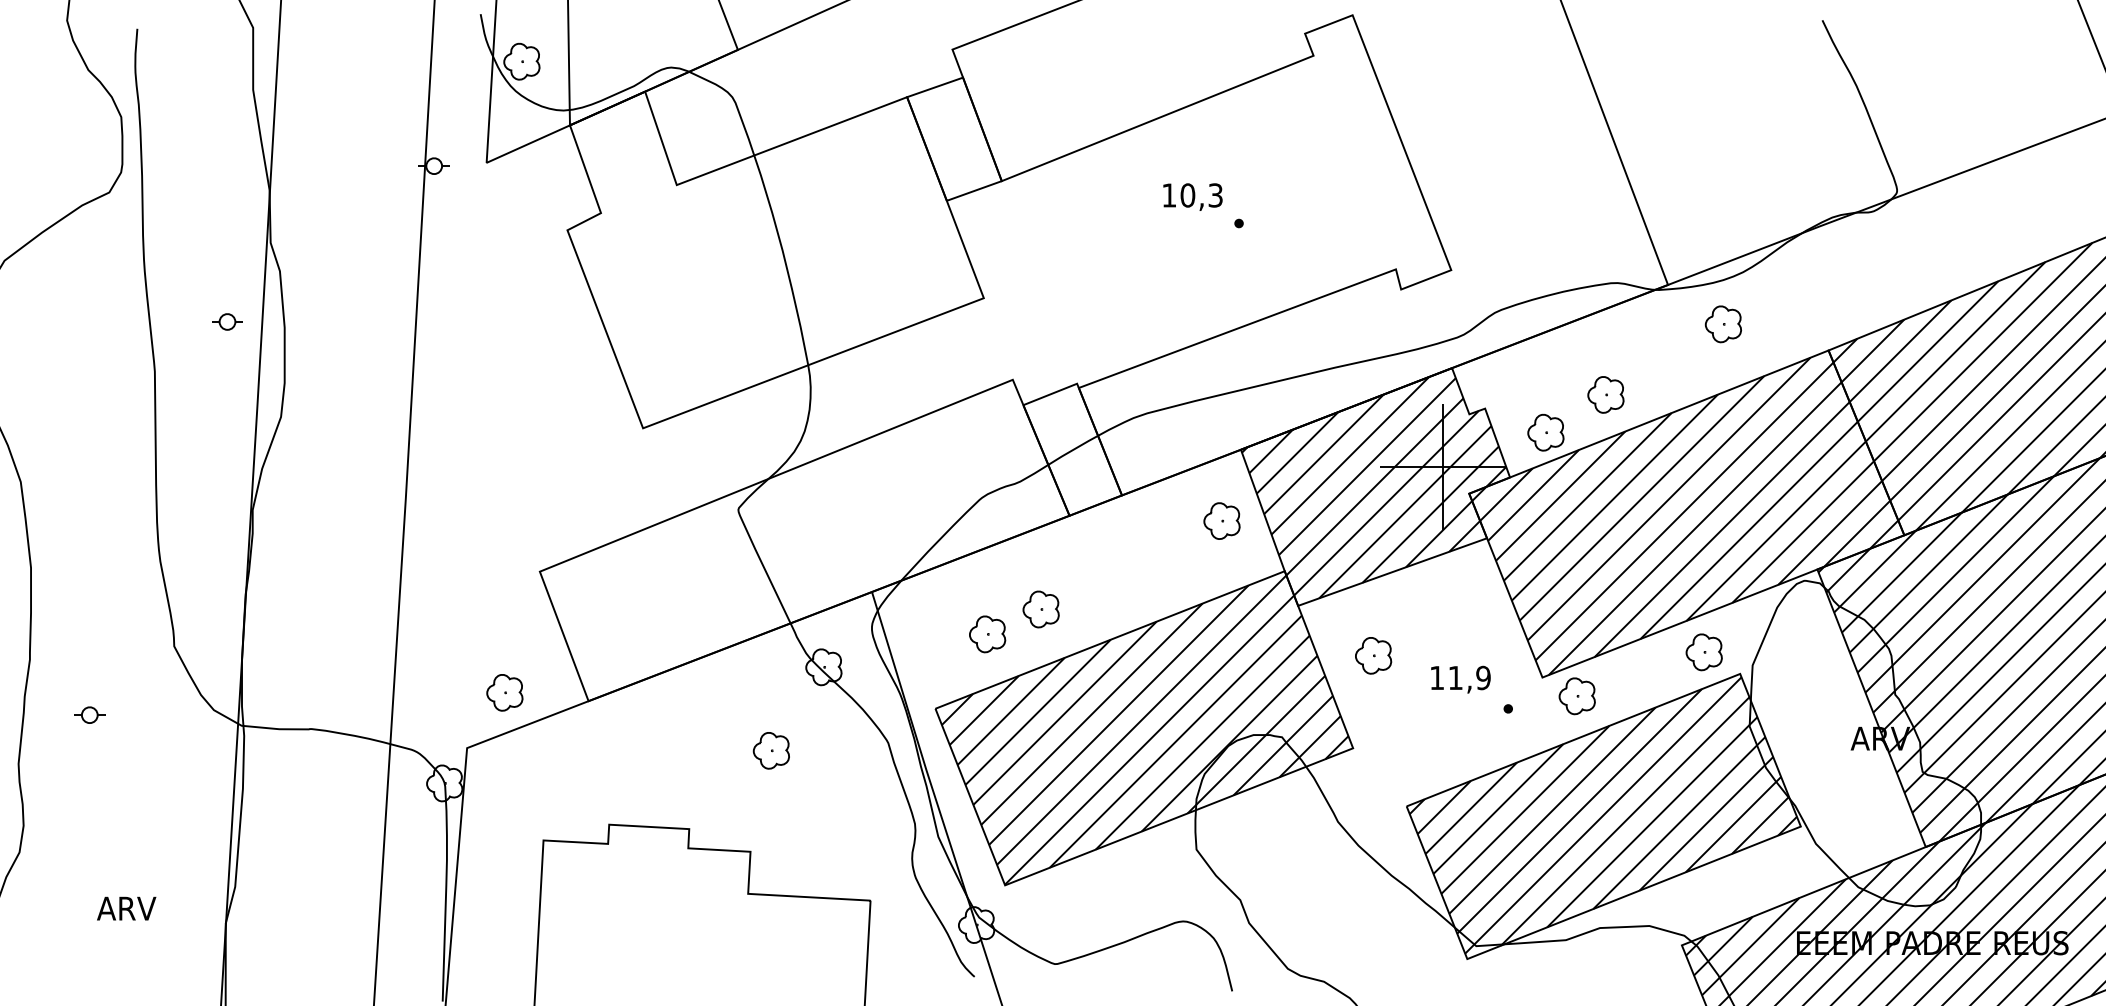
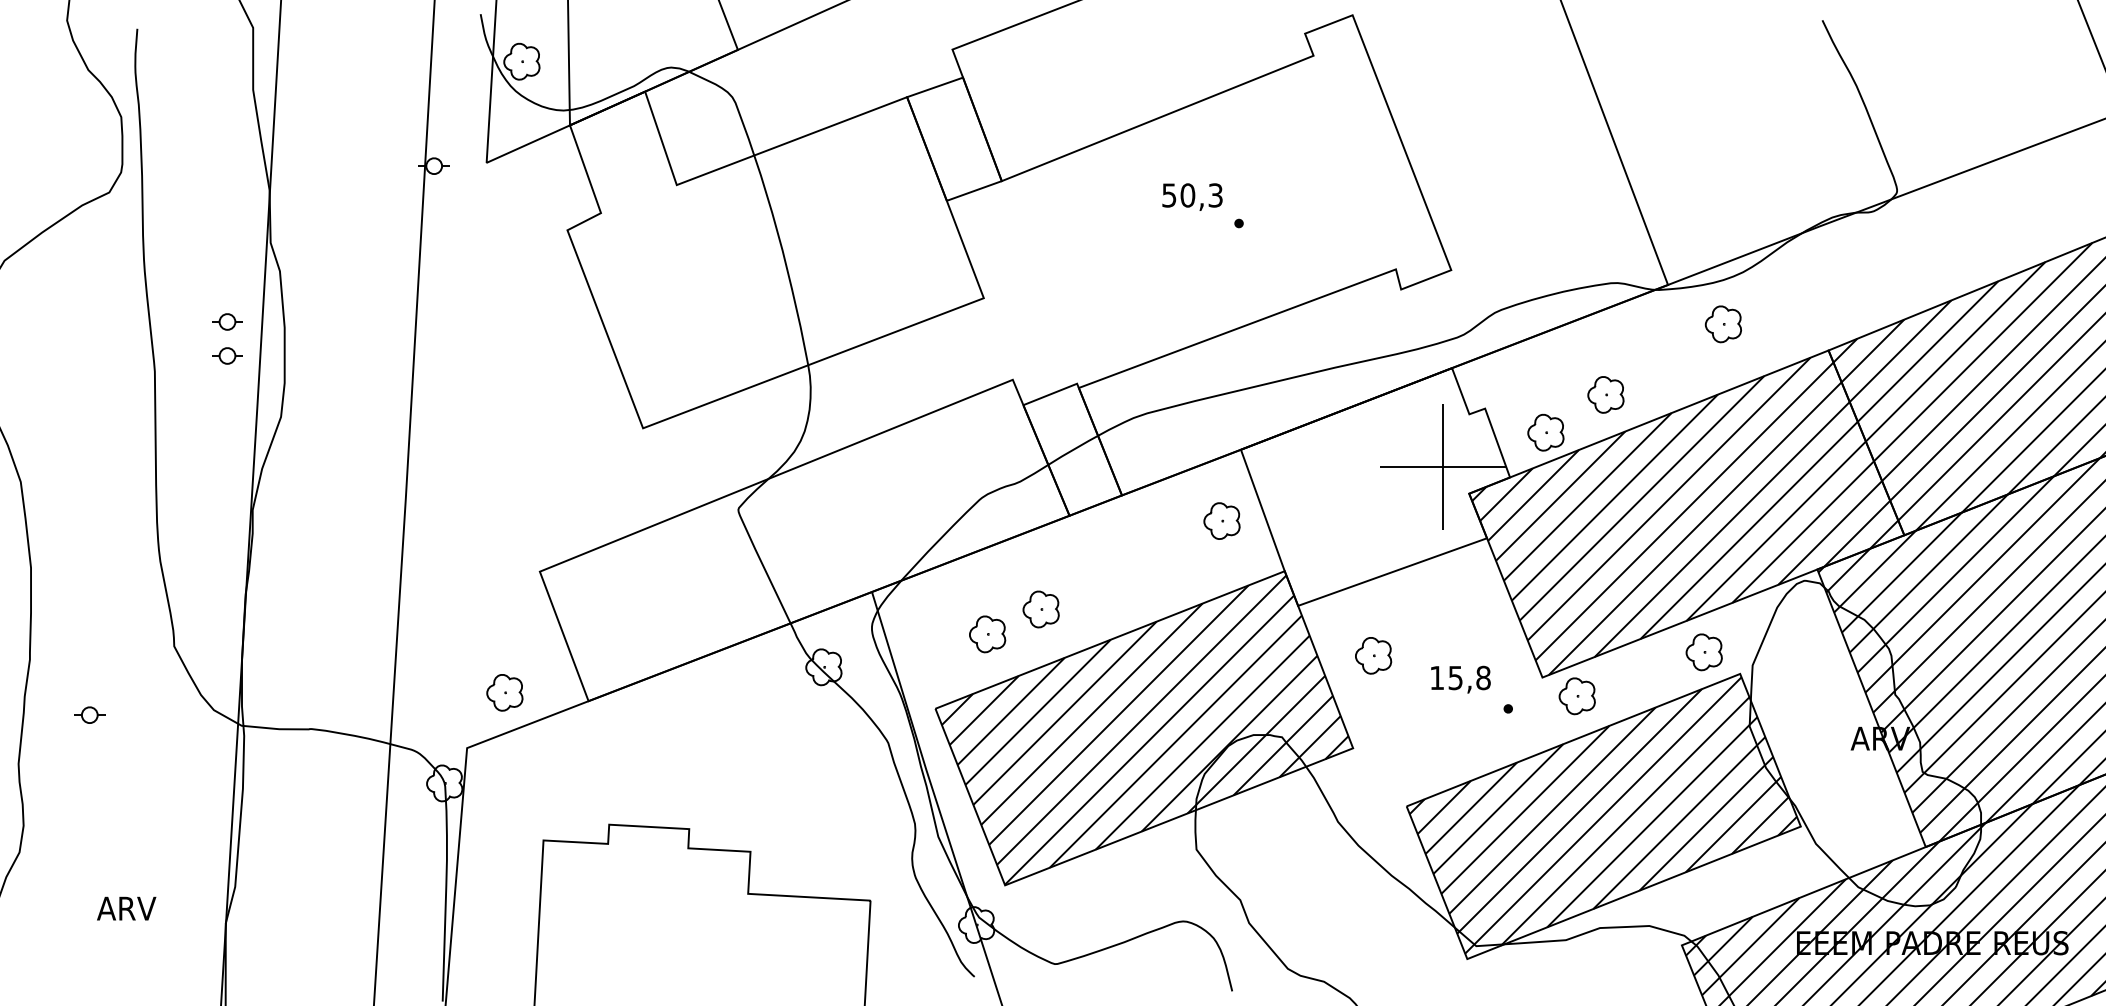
text: 10,3 -> 50,3 (1169, 195)
part: none -> present (227, 355)
hatch: present -> none (1374, 487)
text: 11,9 -> 15,8 (1469, 678)
part: present -> none (770, 750)
